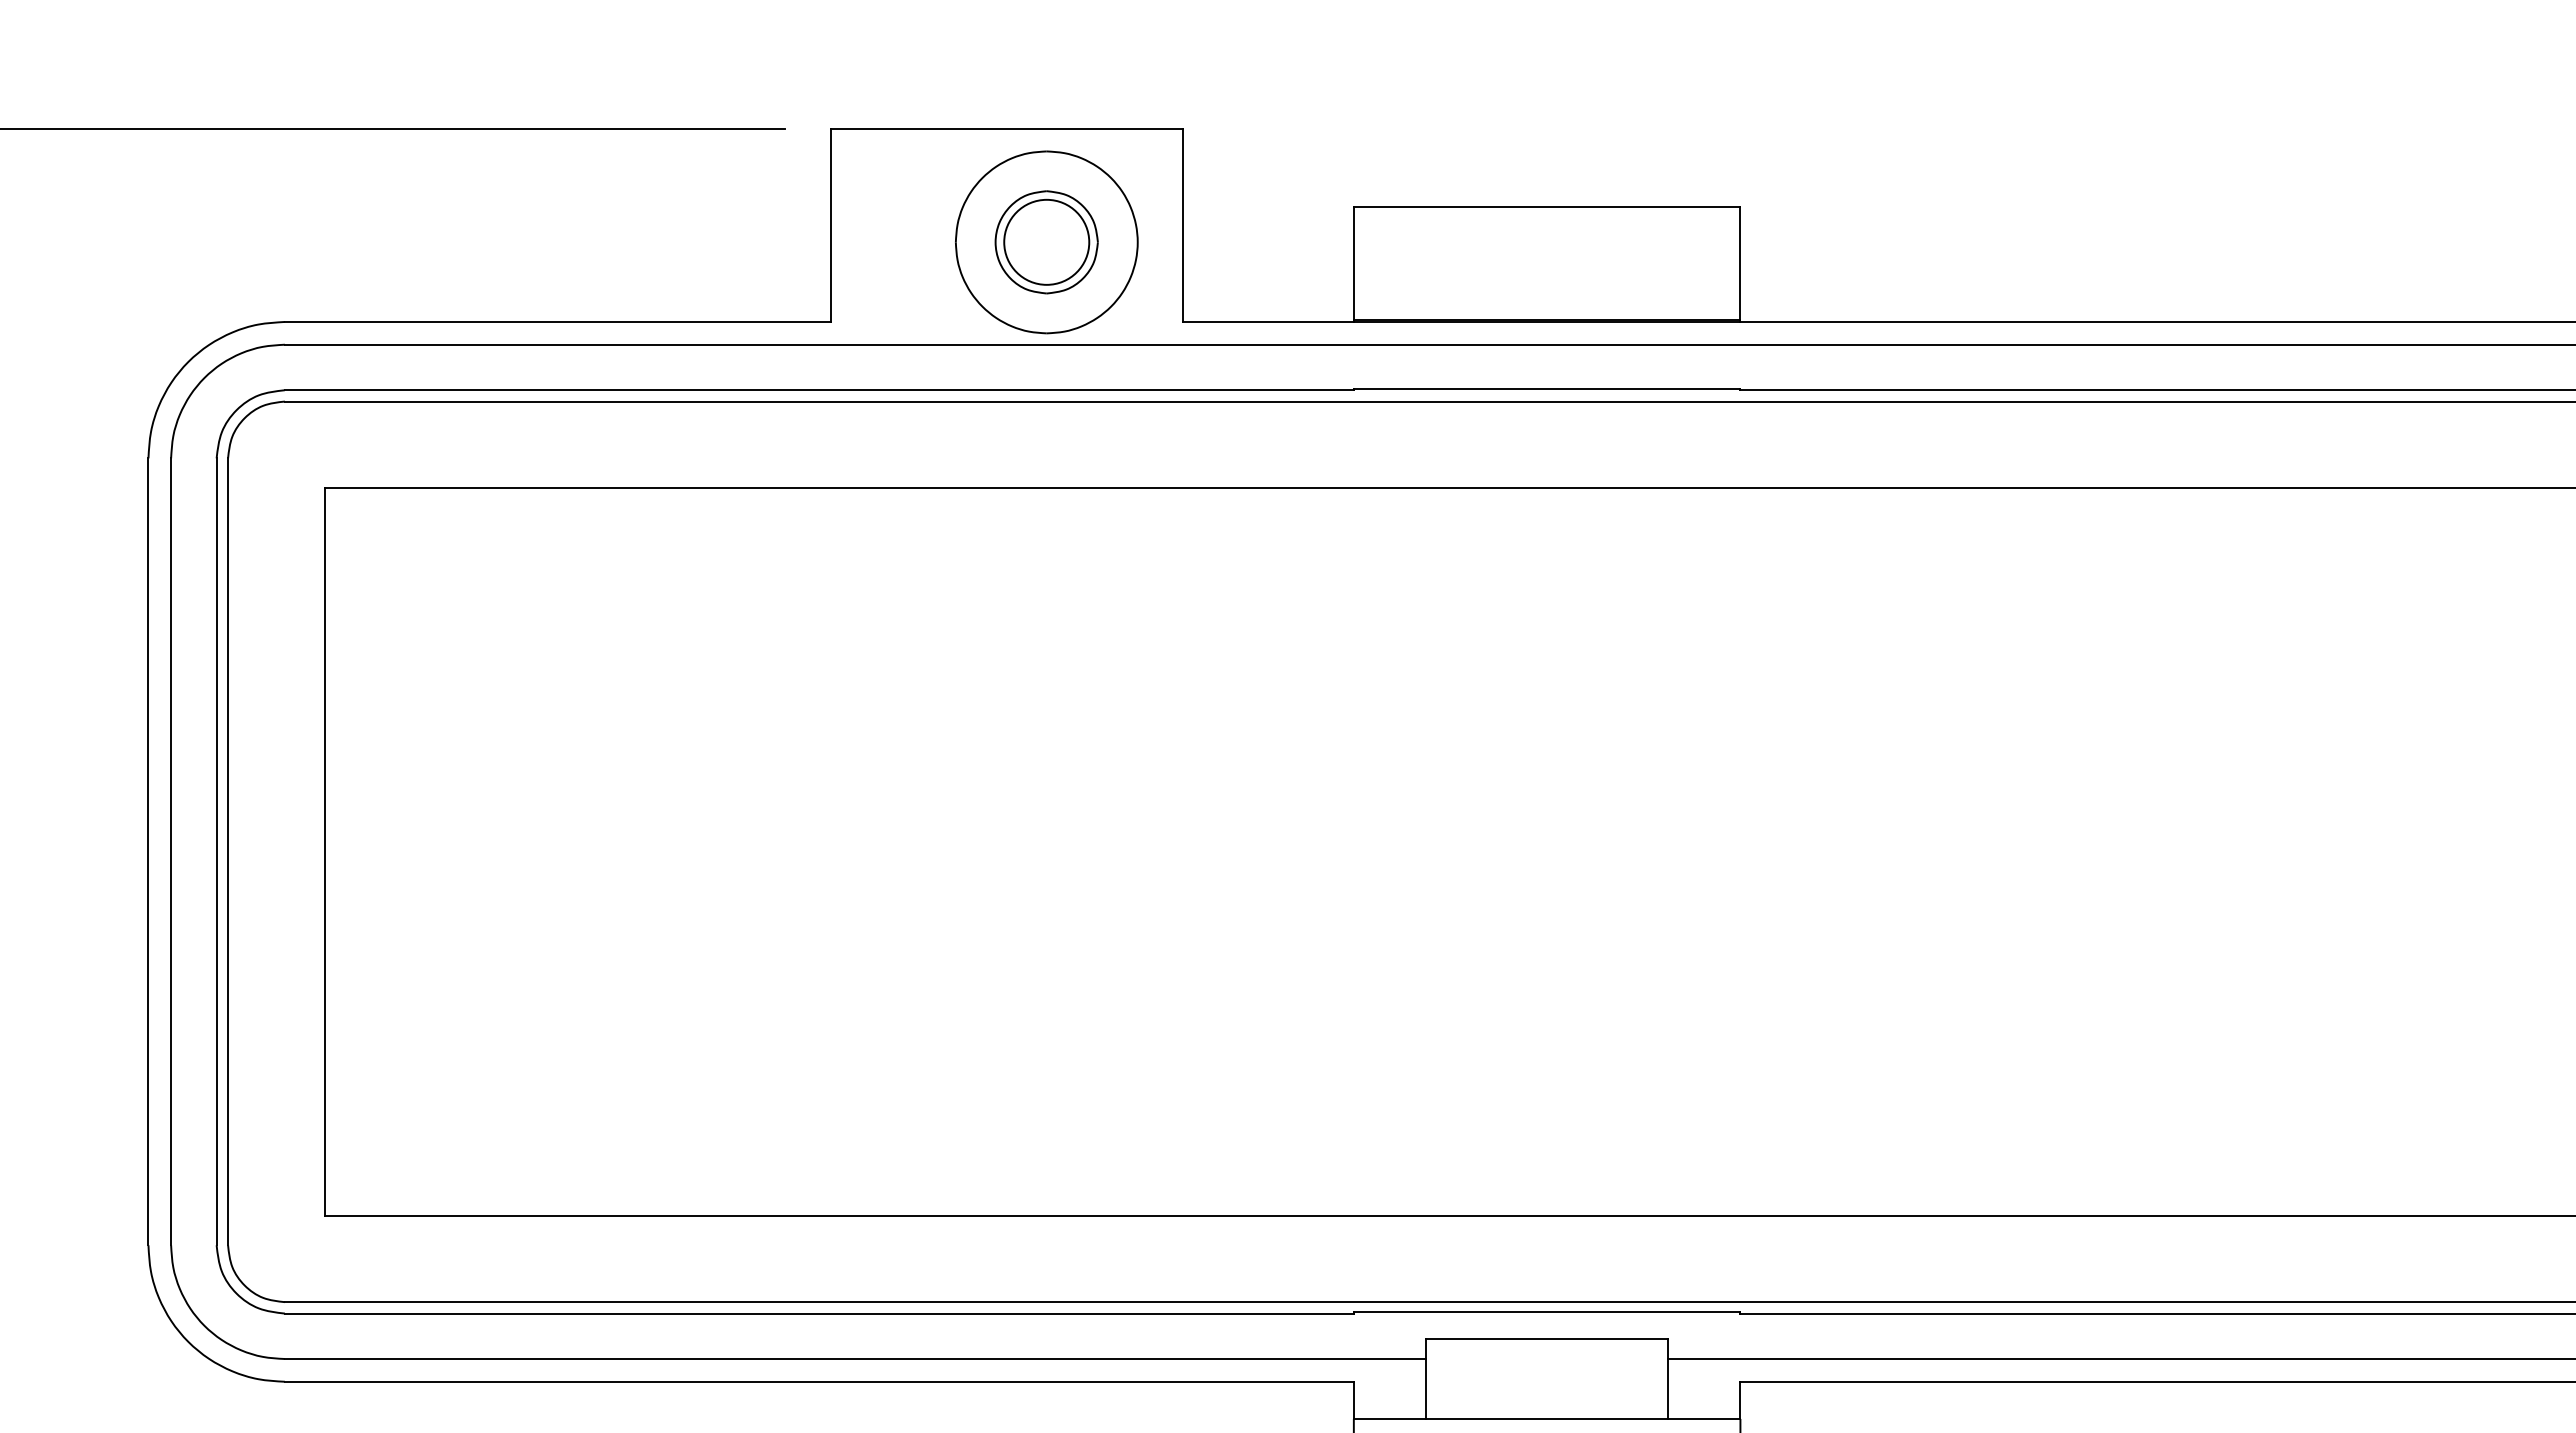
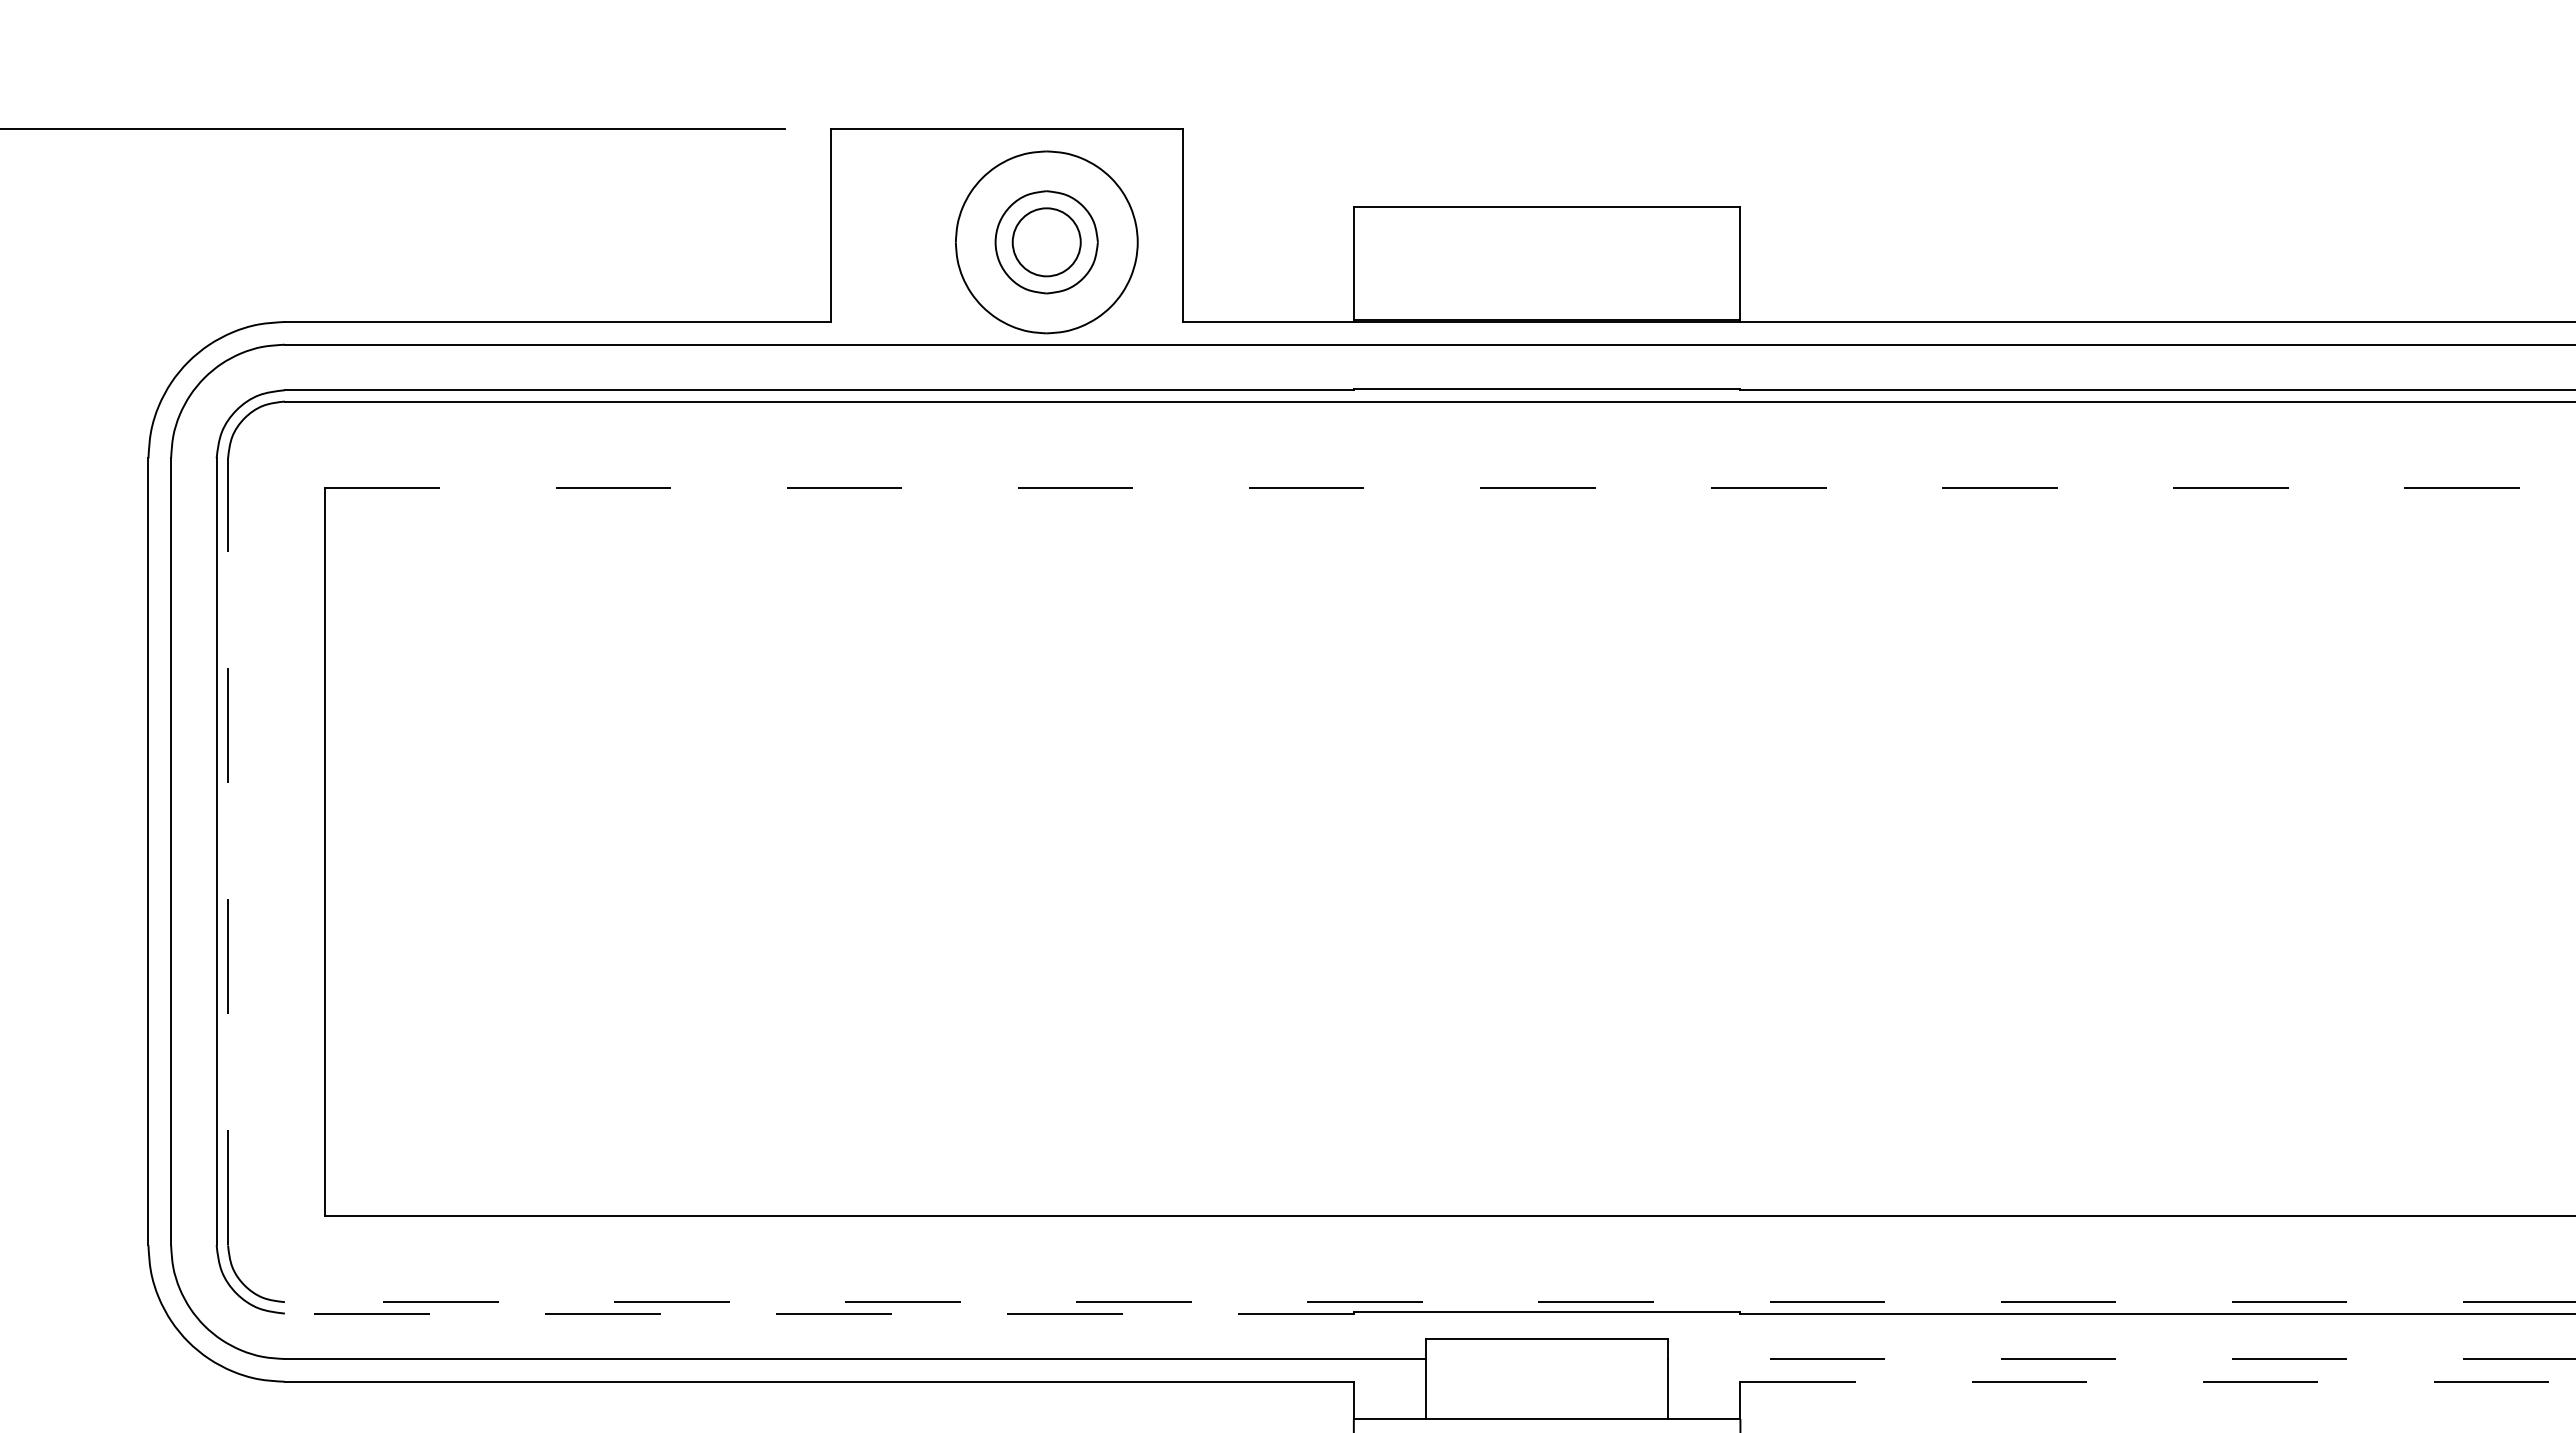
circle diameter: 85 px -> 68 px (1046, 242)
line: solid -> dashed (1450, 487)
line: solid -> dashed (228, 851)
line: solid -> dashed (1429, 1302)
line: solid -> dashed (818, 1313)
line: solid -> dashed (2121, 1359)
line: solid -> dashed (2158, 1381)
